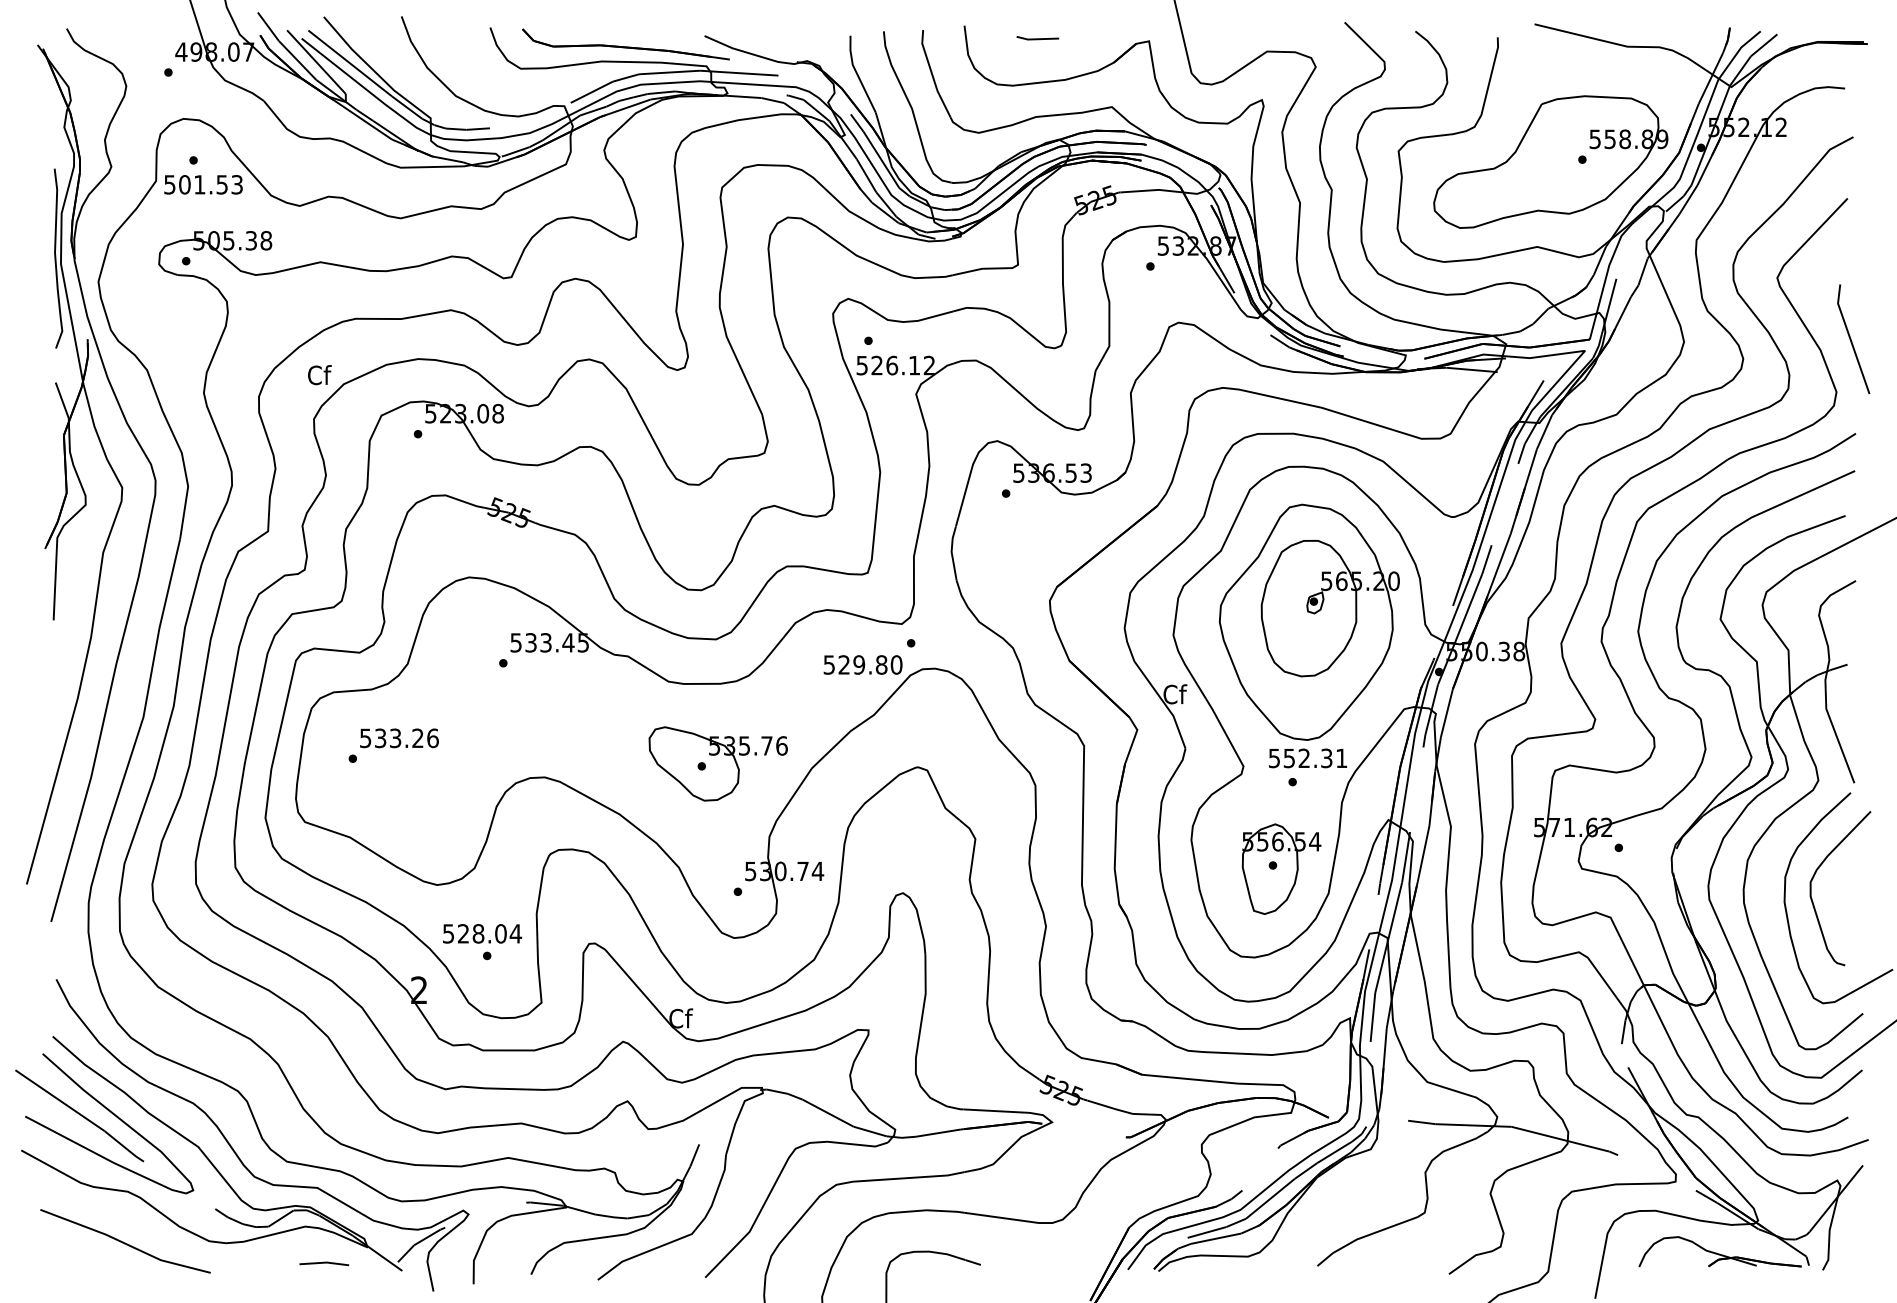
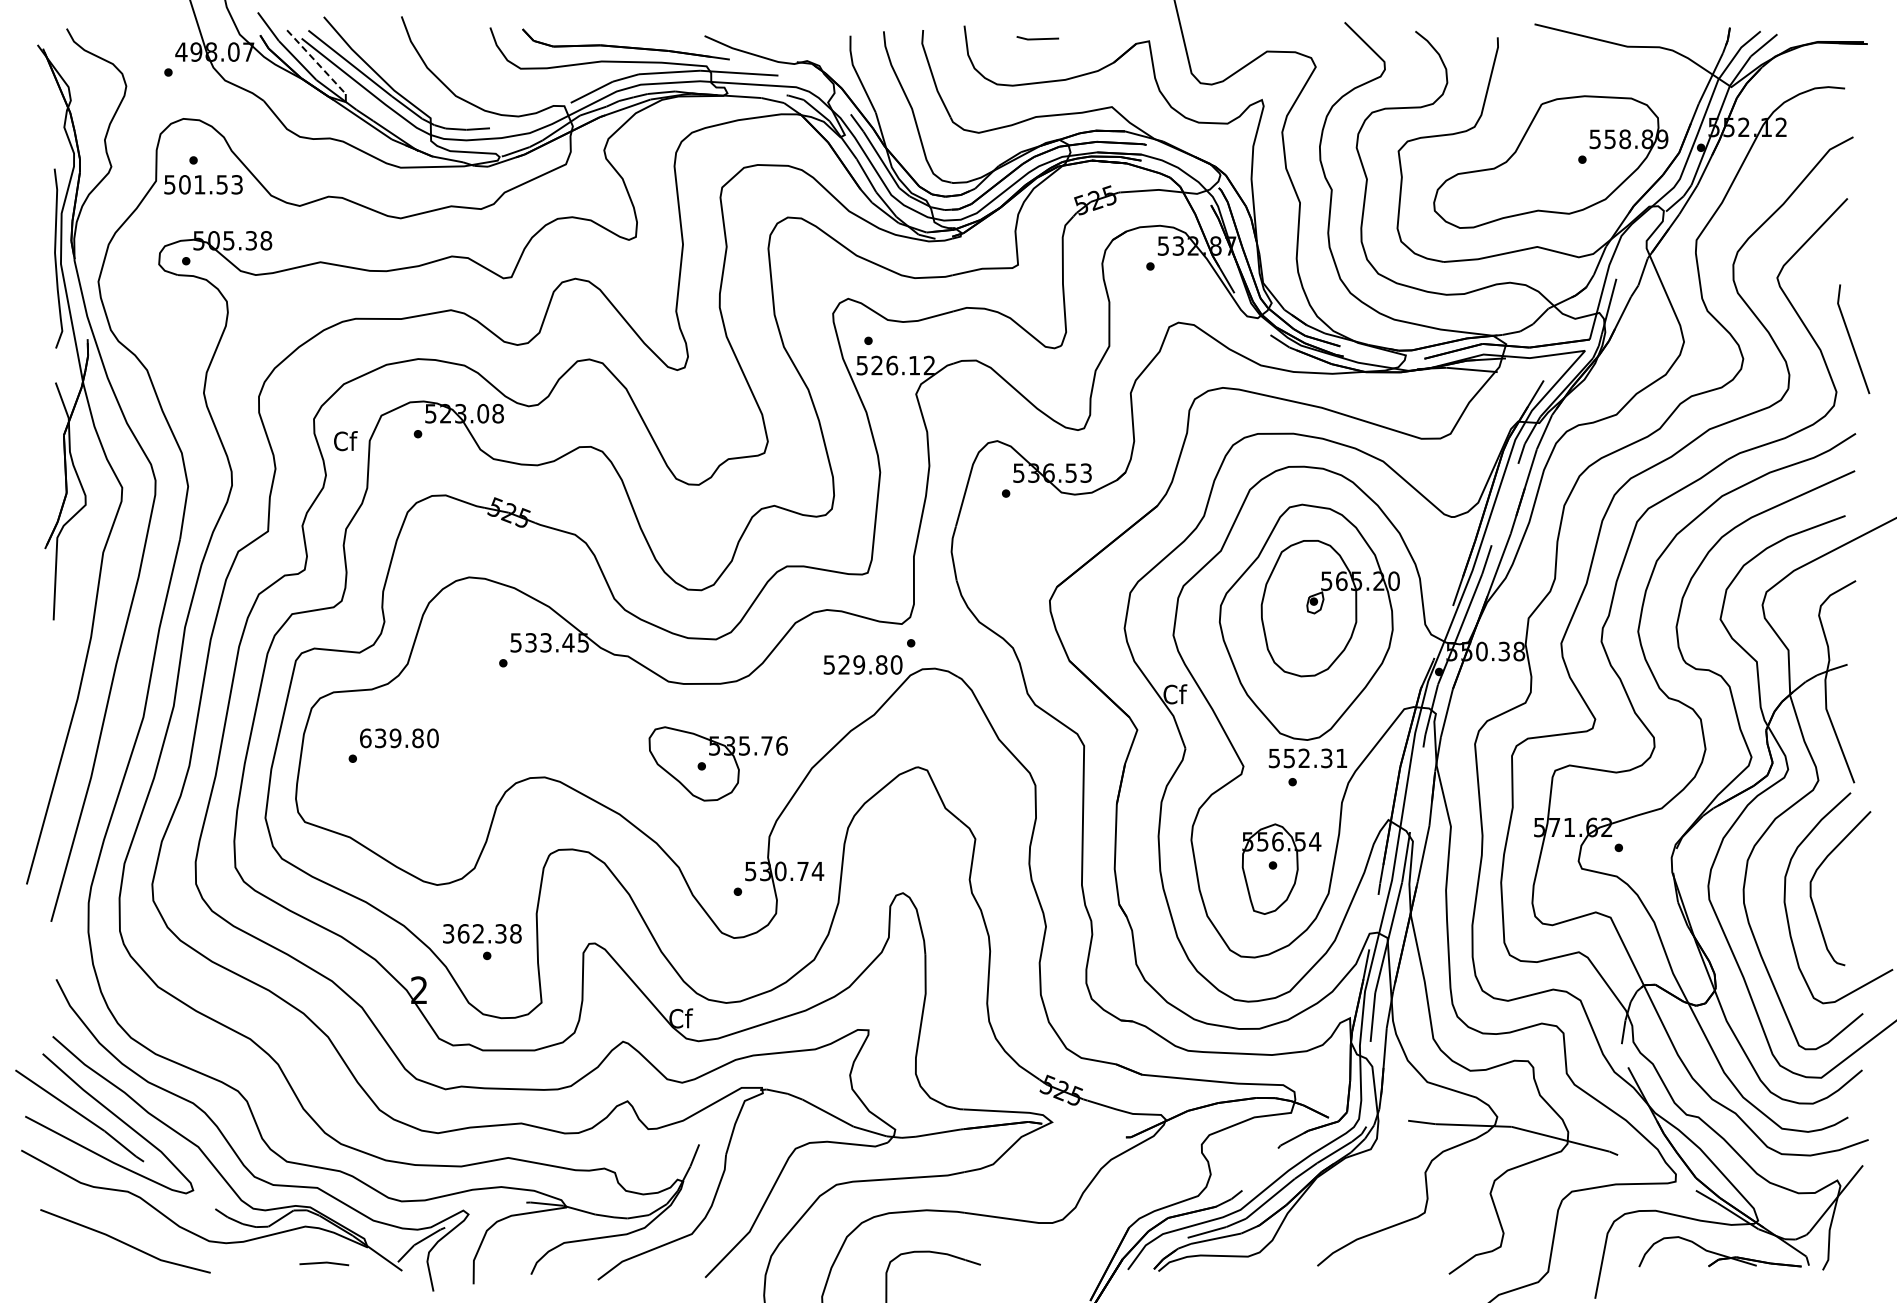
line: solid -> dashed (316, 62)
text position: (319, 375) -> (345, 441) (345, 441)
text: 533.26 -> 639.80 (399, 738)
text: 528.04 -> 362.38 (482, 933)
